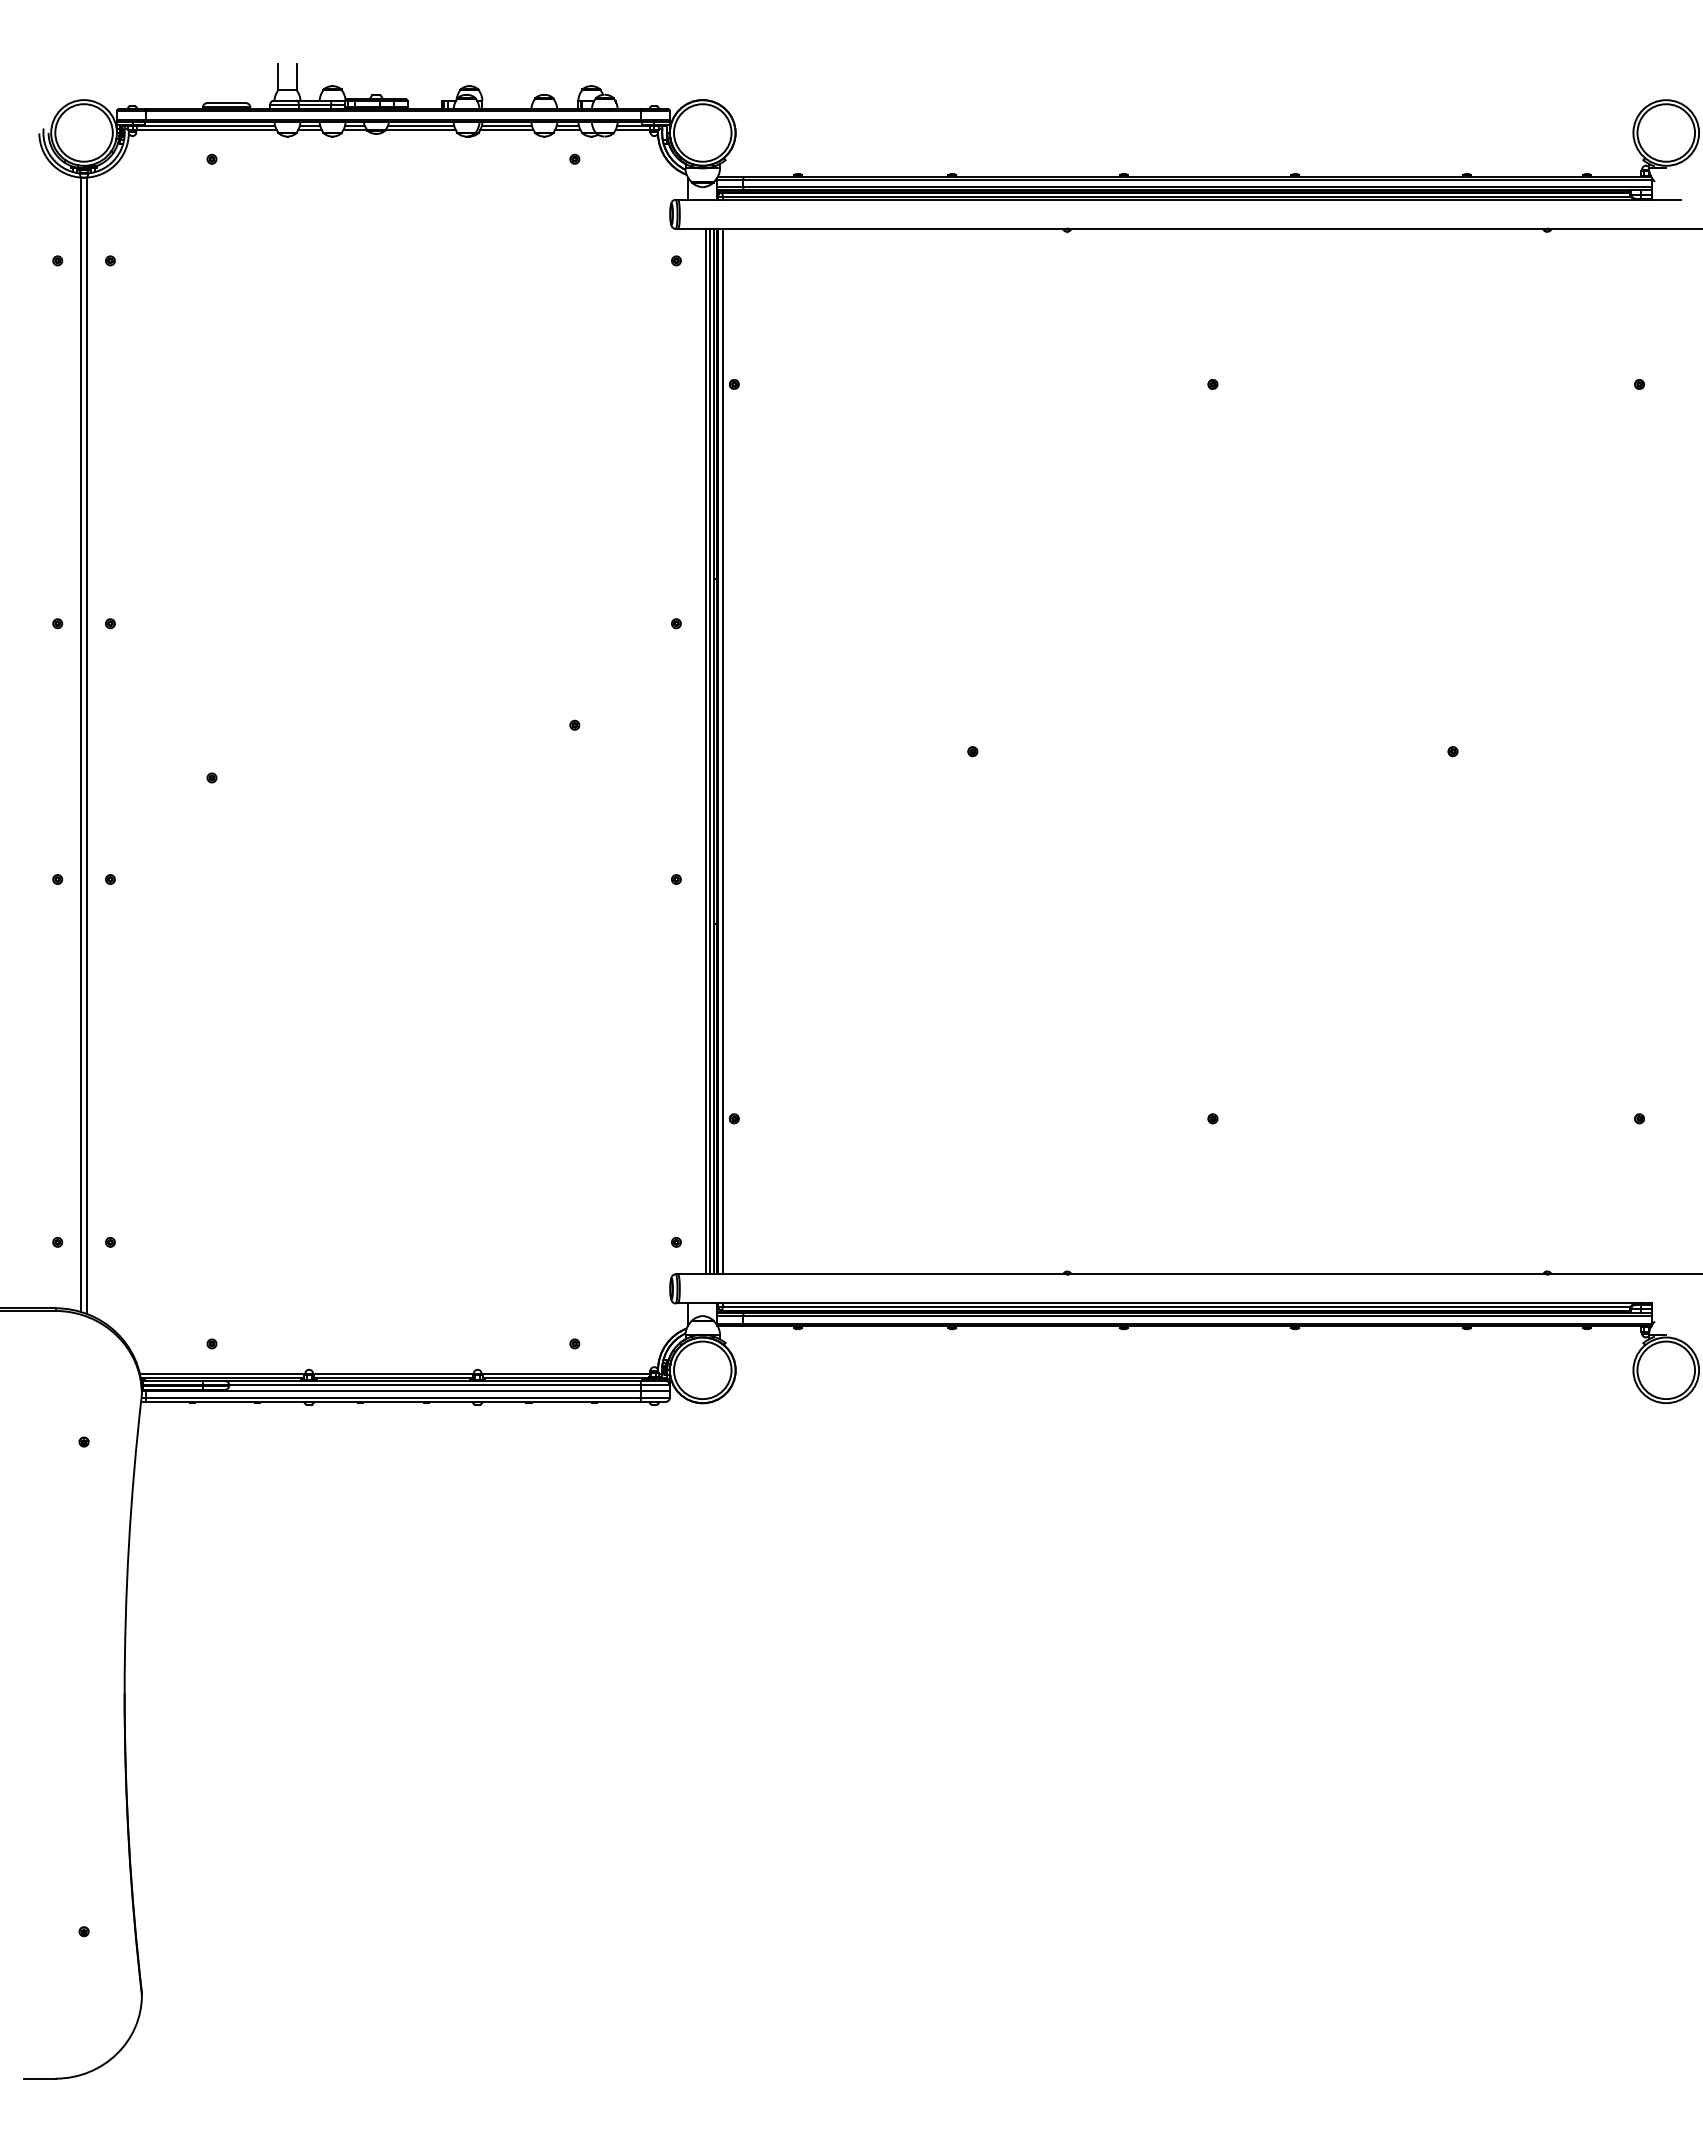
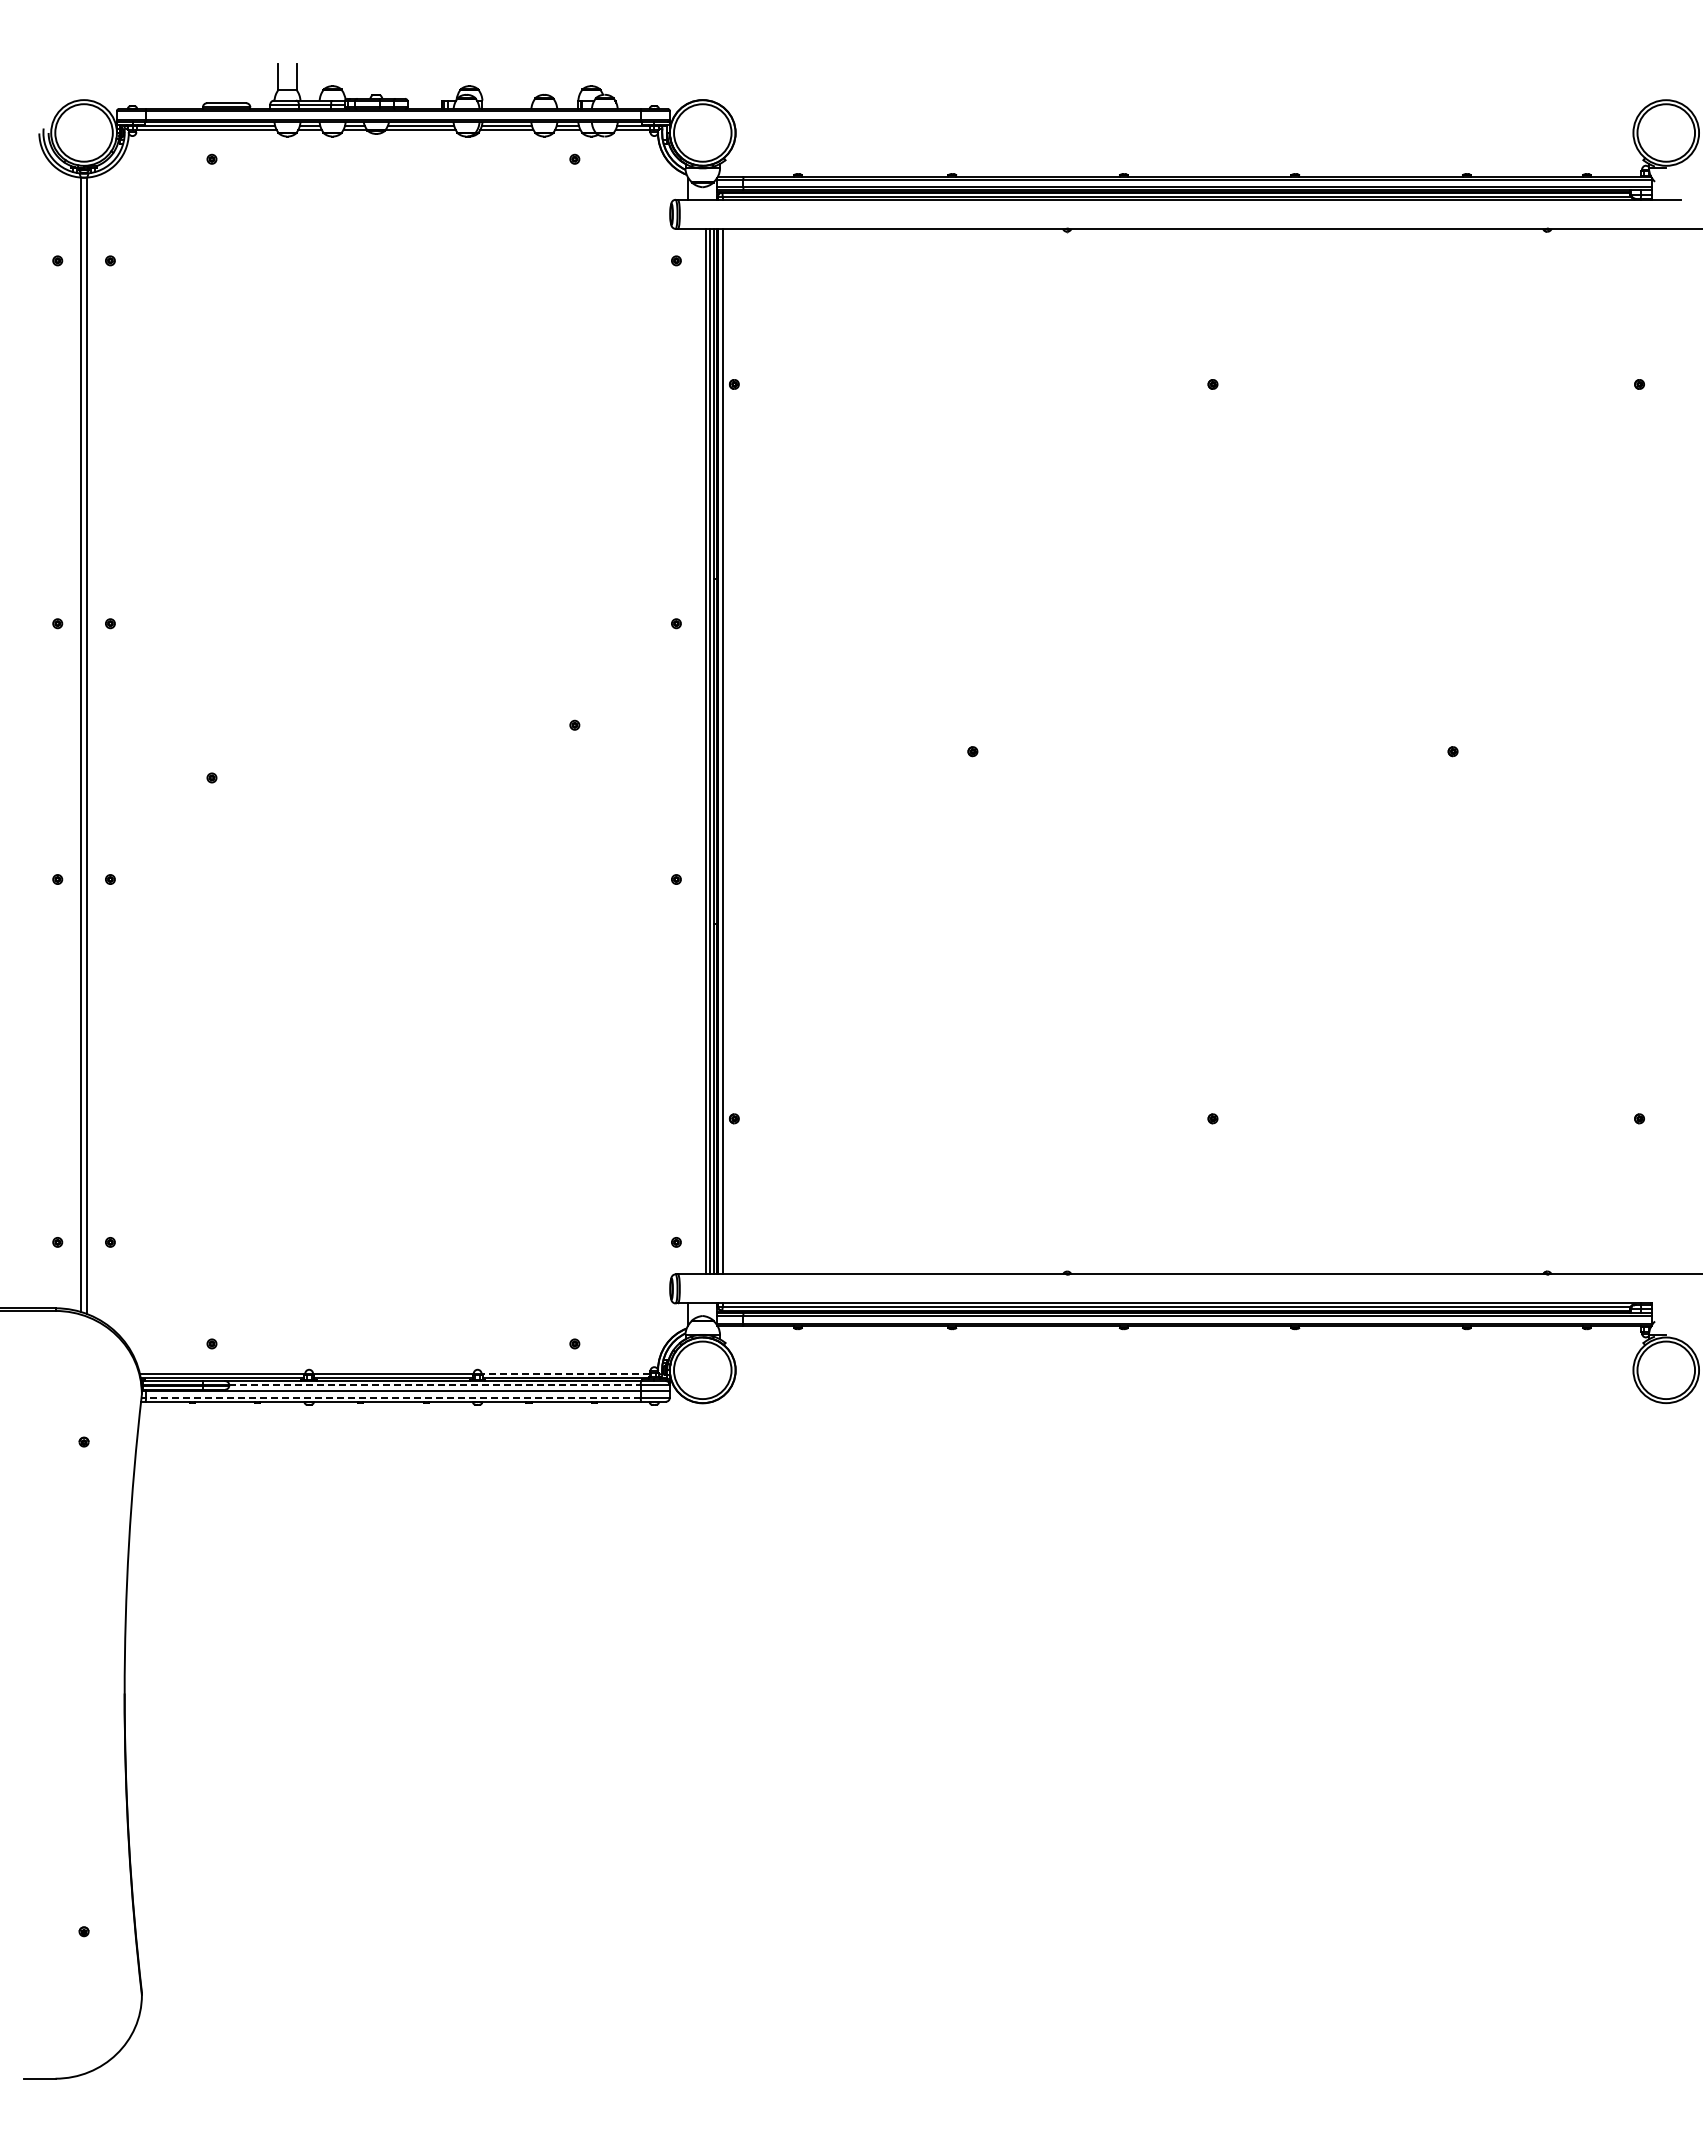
line: solid -> dashed (565, 1373)
line: solid -> dashed (435, 1385)
line: solid -> dashed (392, 1397)
